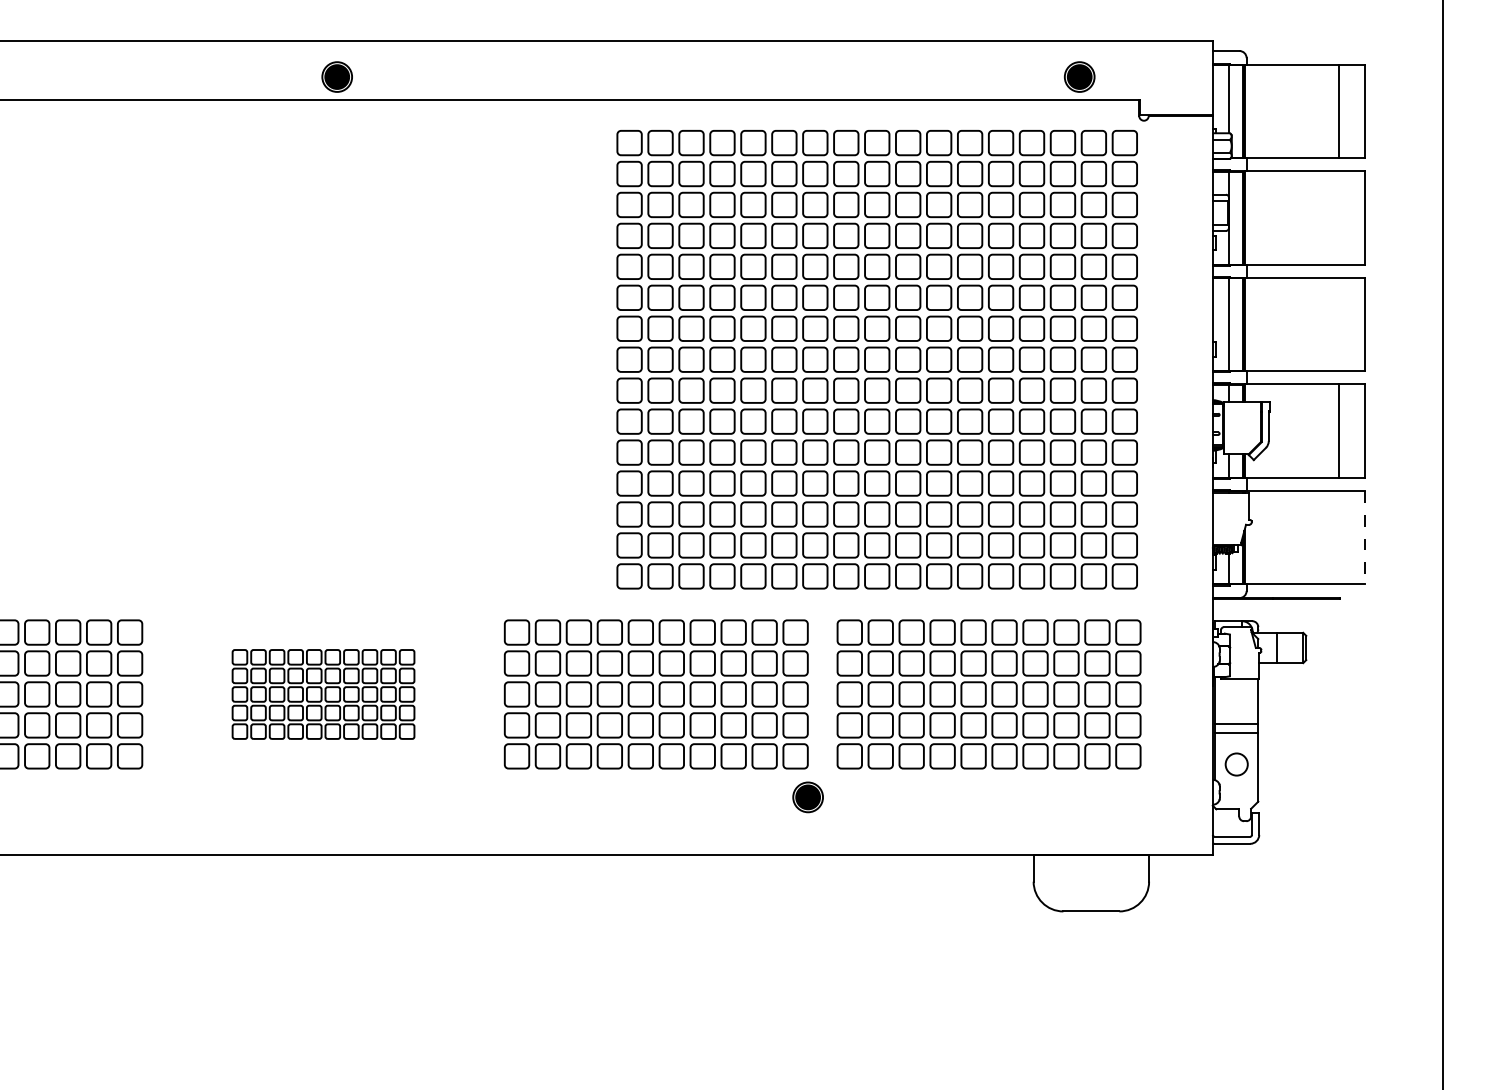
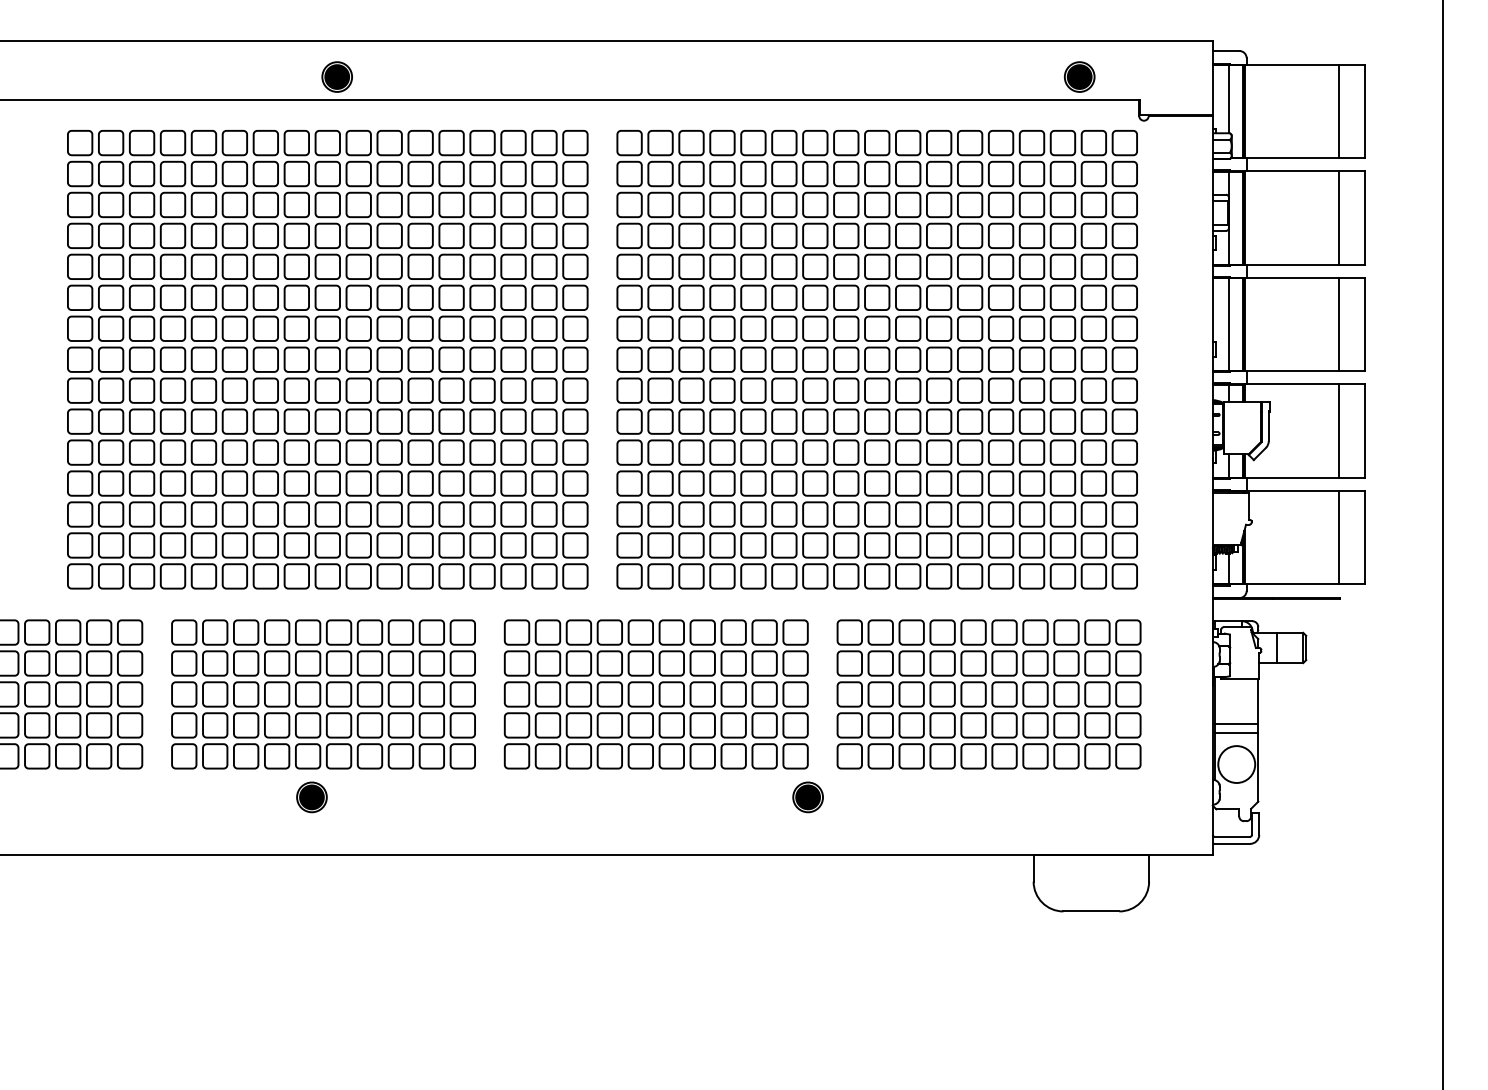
line: none -> present (1338, 217)
line: none -> present (1338, 324)
part: none -> present (327, 359)
line: none -> present (1338, 537)
line: dashed -> solid (1365, 537)
part size: 185x91 px -> 305x151 px (323, 694)
circle diameter: 22 px -> 37 px (1236, 764)
part: none -> present (311, 797)
